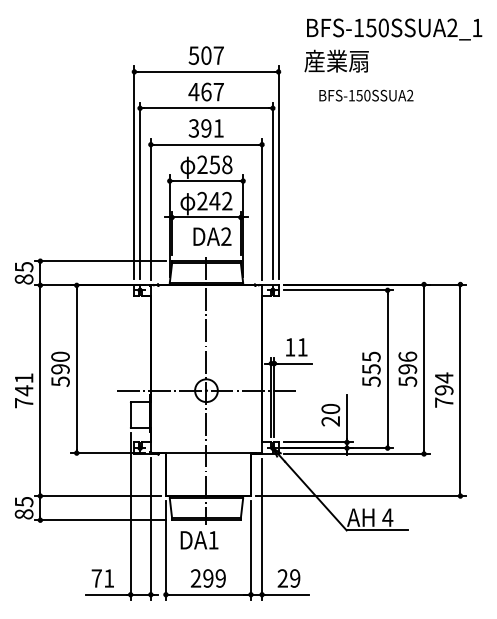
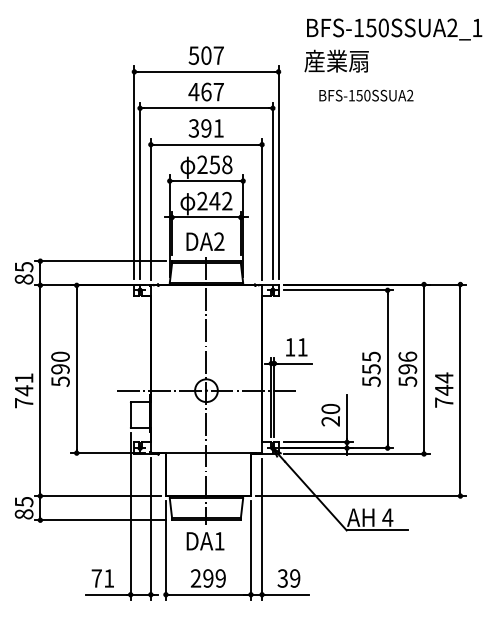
text position: (212, 236) -> (205, 241) (205, 241)
text: 794 -> 744 (443, 389)
text position: (199, 540) -> (205, 541) (205, 541)
text: 29 -> 39 (282, 578)
